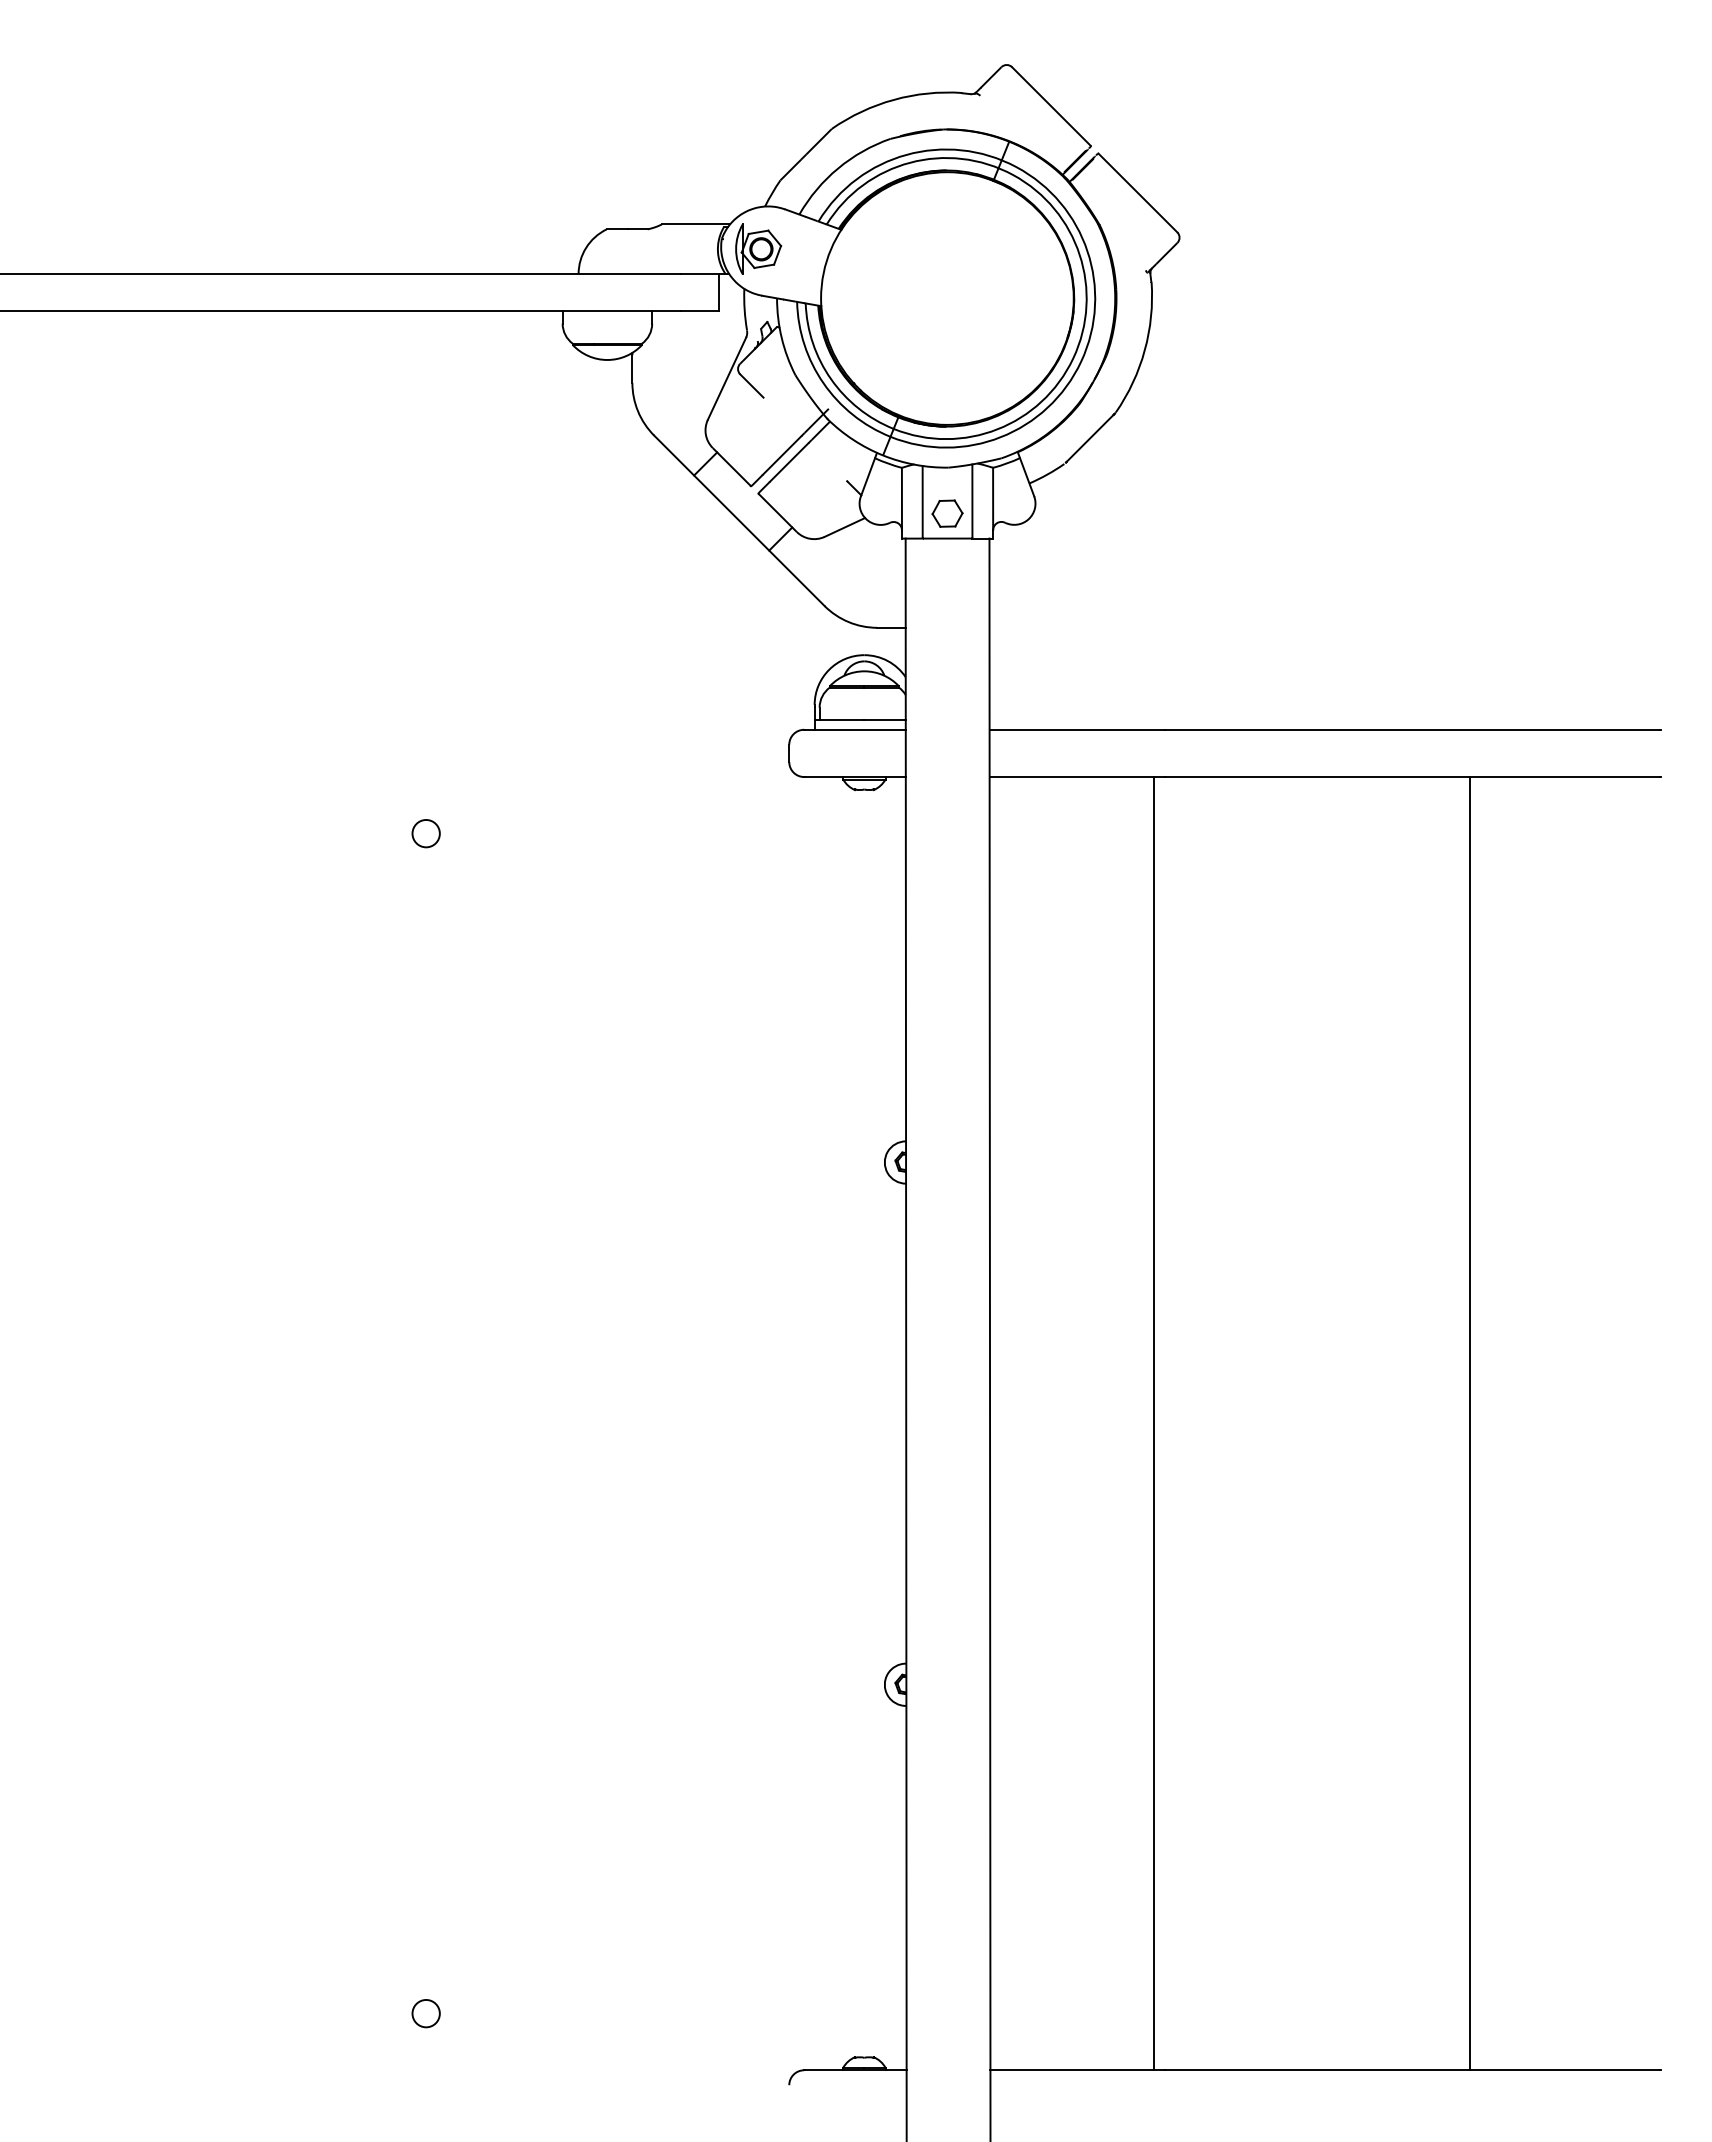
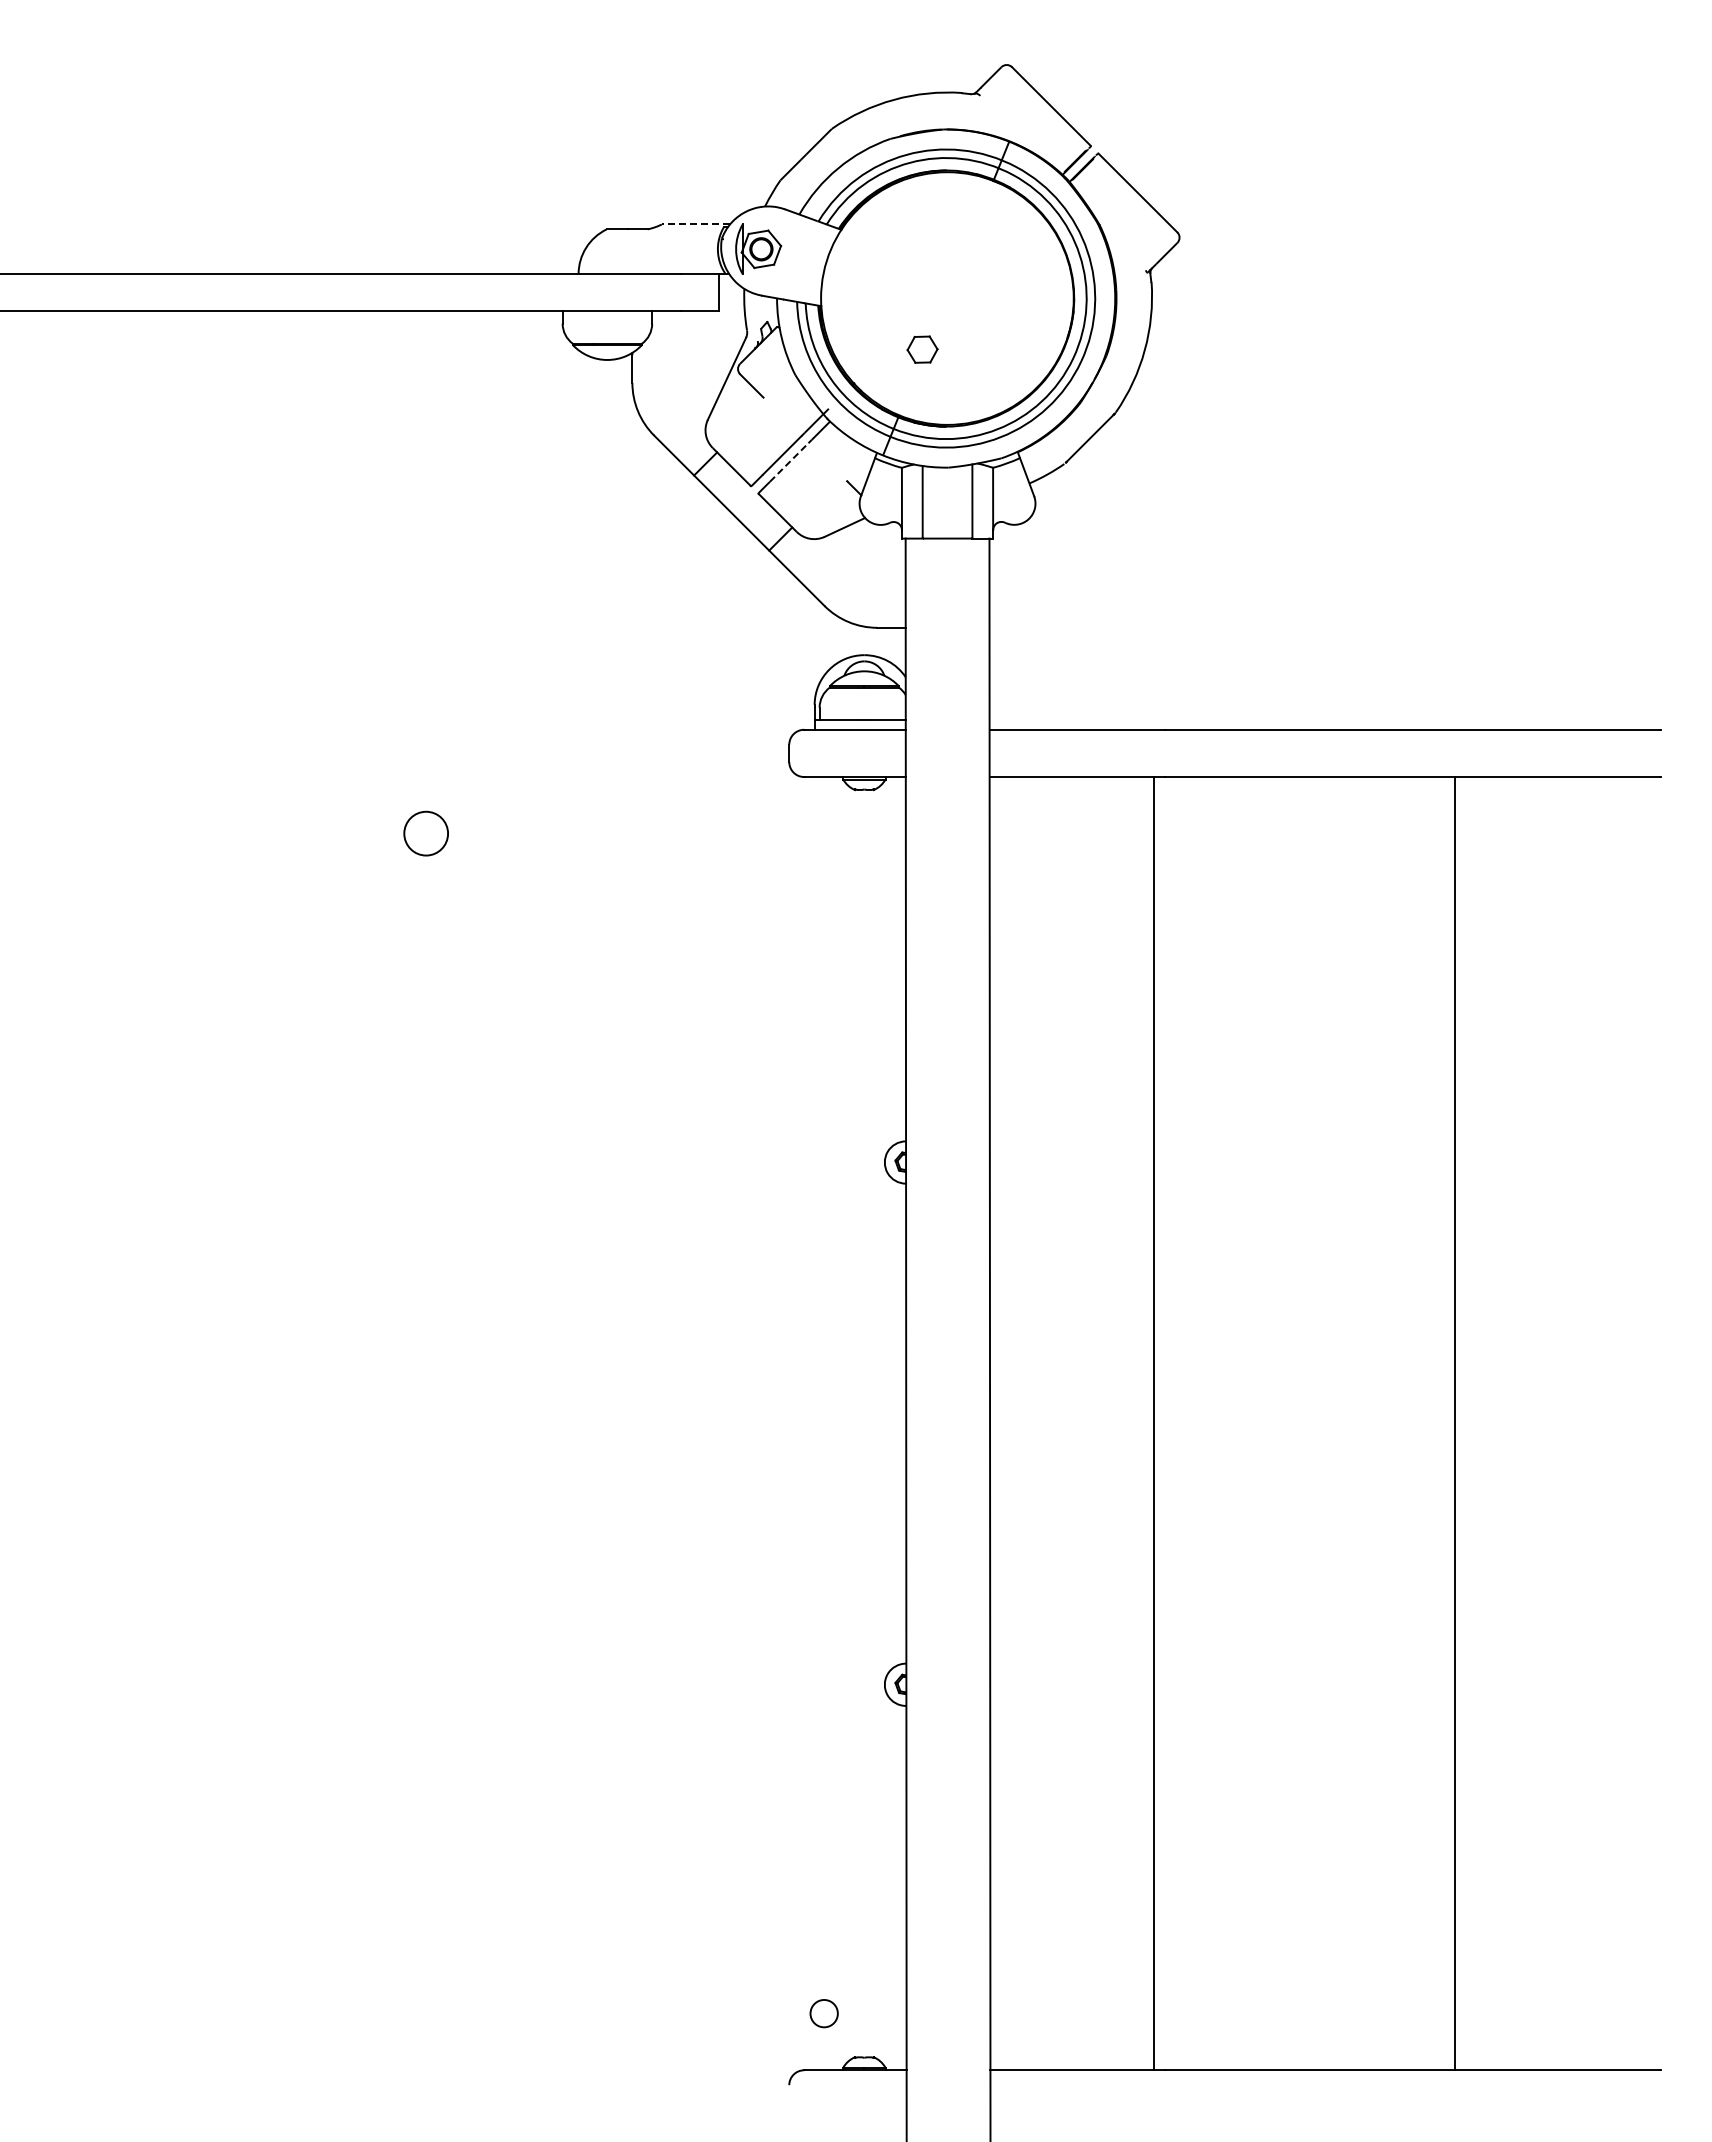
line: solid -> dashed (695, 224)
line: solid -> dashed (789, 462)
part position: (947, 513) -> (922, 349) (922, 349)
circle diameter: 27 px -> 44 px (426, 833)
line position: (1470, 1423) -> (1455, 1423) (1455, 1423)
circle position: (425, 2013) -> (823, 2013) (823, 2013)
